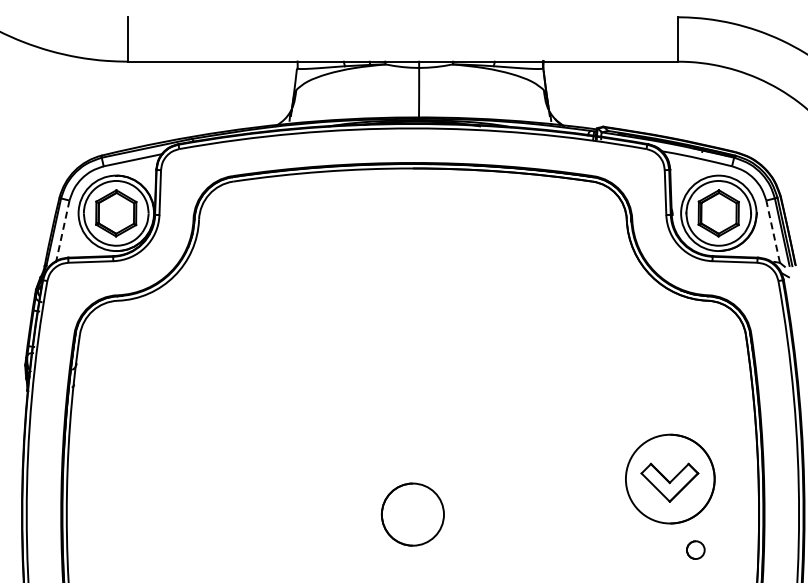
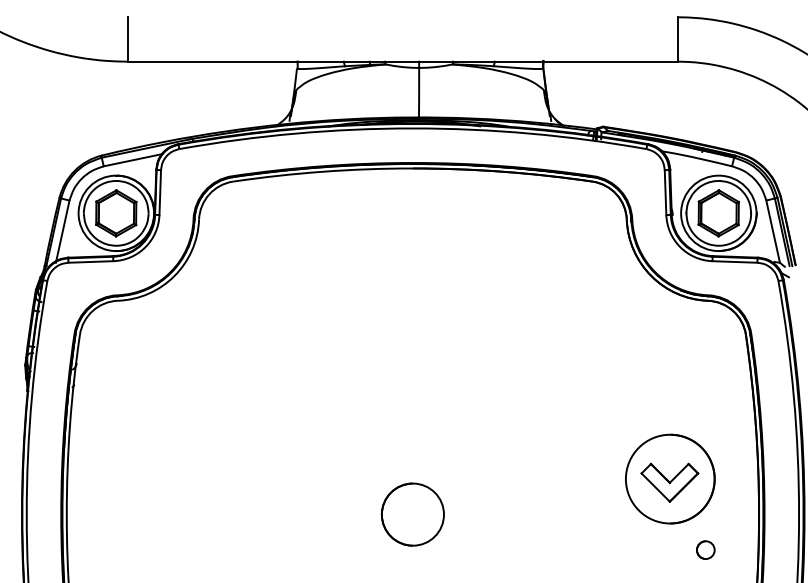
line: dashed -> solid (62, 231)
line: dashed -> solid (773, 231)
circle position: (695, 549) -> (705, 549) (705, 549)
